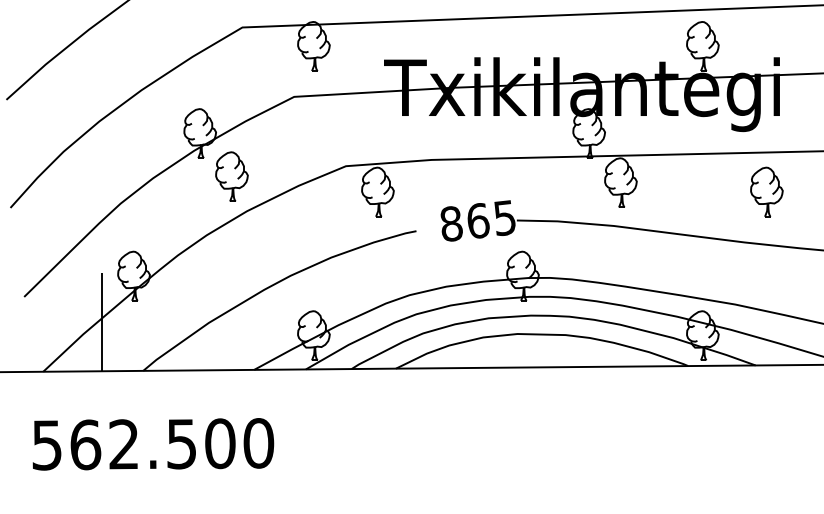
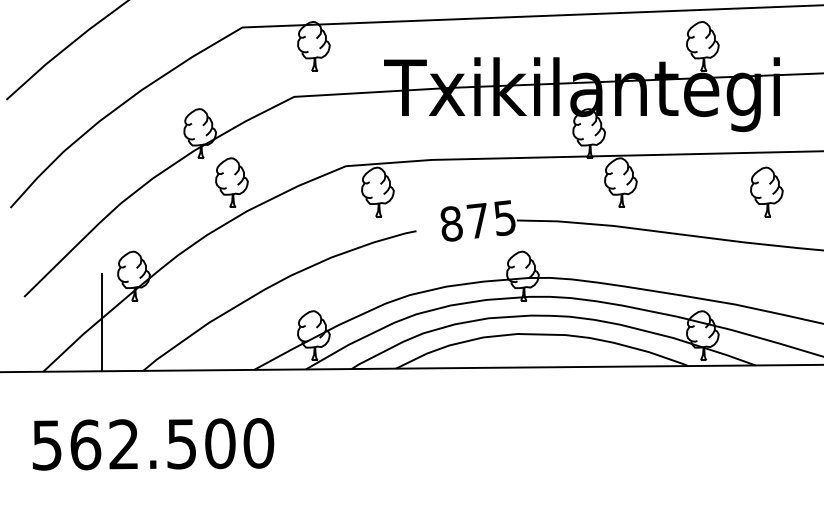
part position: (231, 176) -> (231, 182) (231, 182)
text: 865 -> 875 (477, 220)
